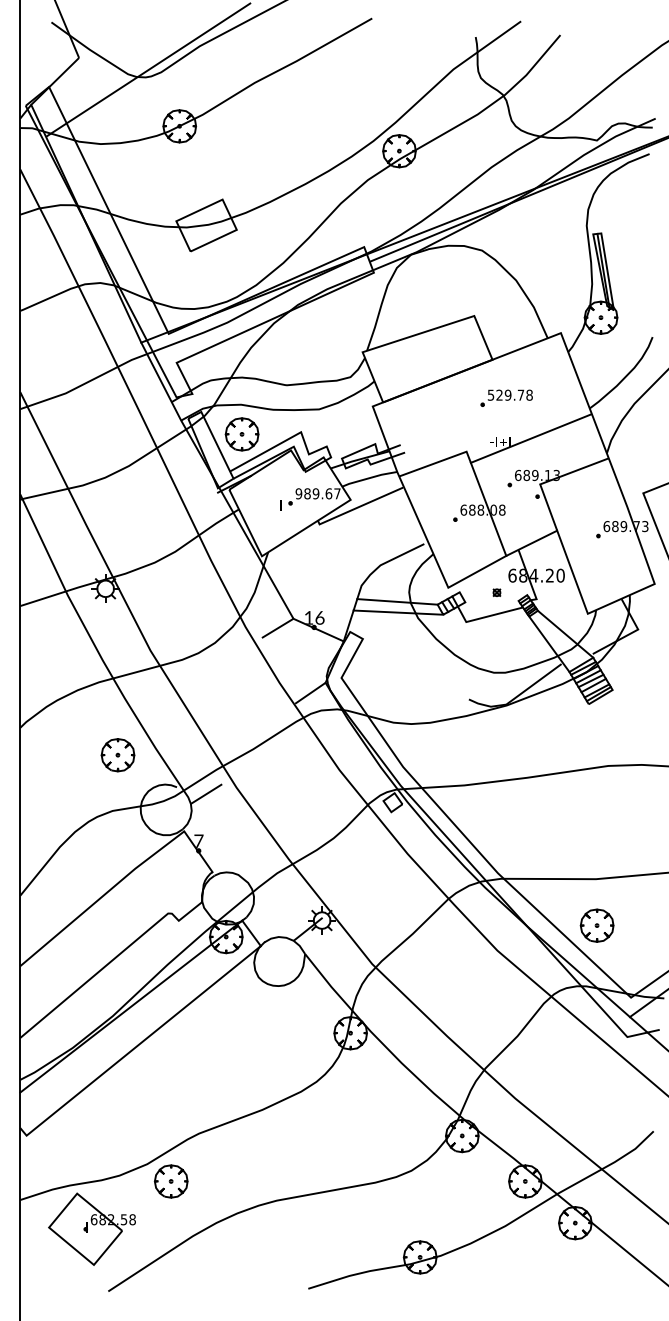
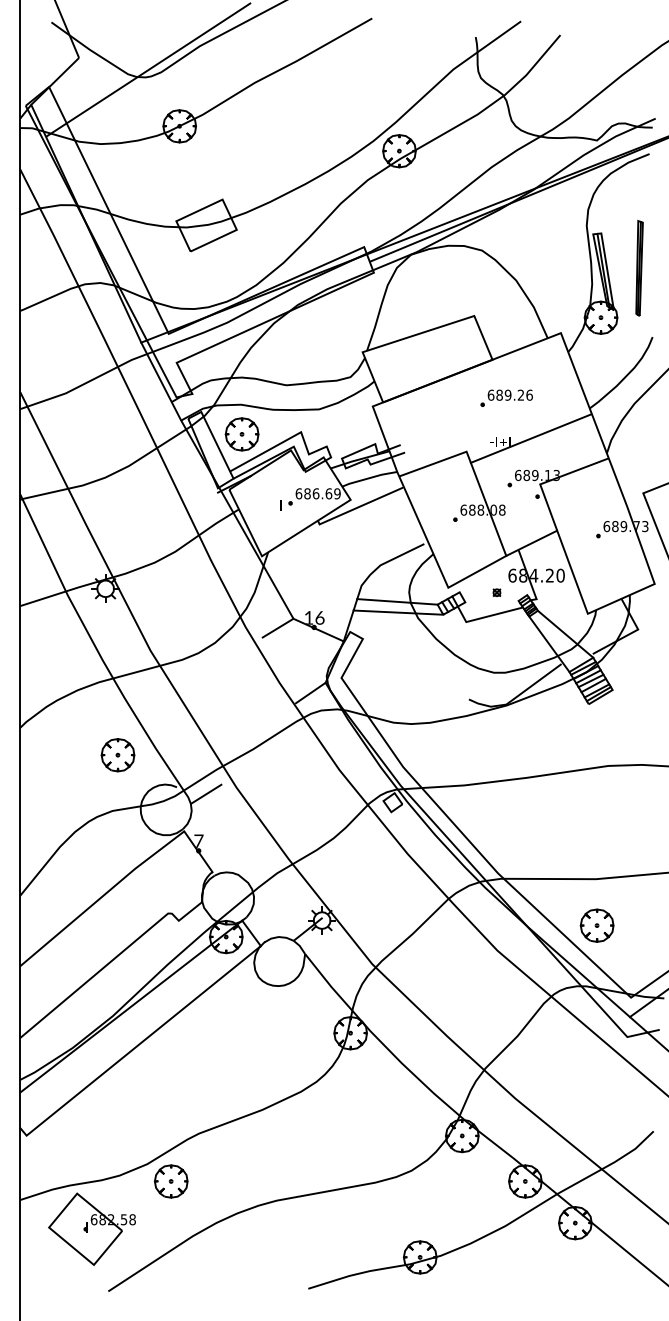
part: none -> present (639, 267)
text: 529.78 -> 689.26 (509, 394)
text: 989.67 -> 686.69 (317, 493)
